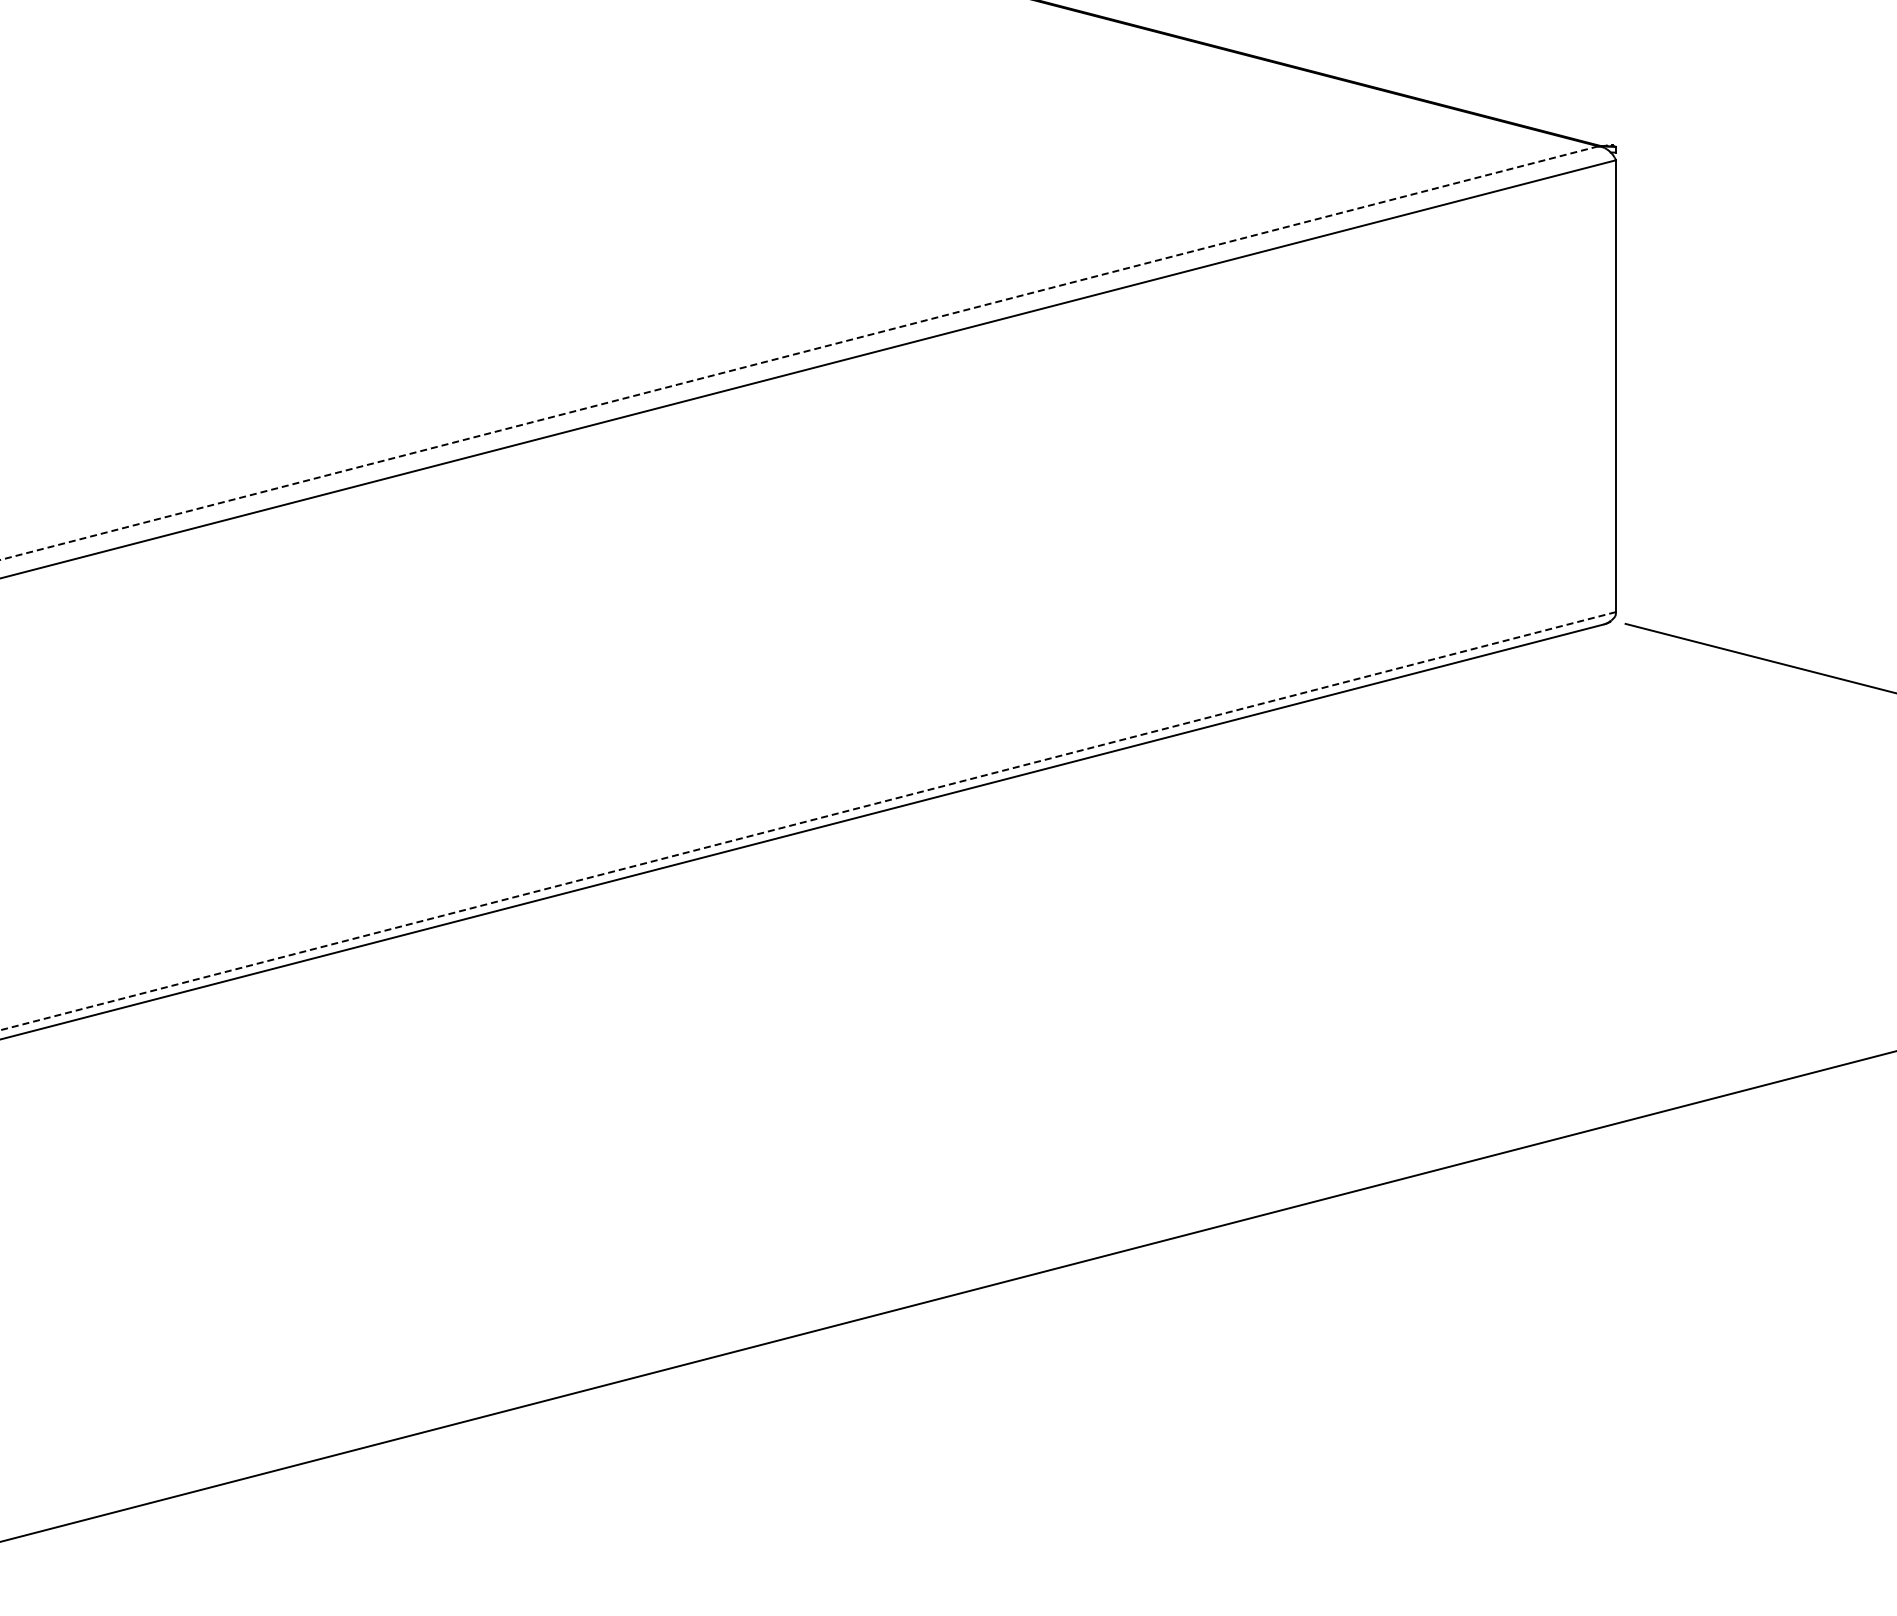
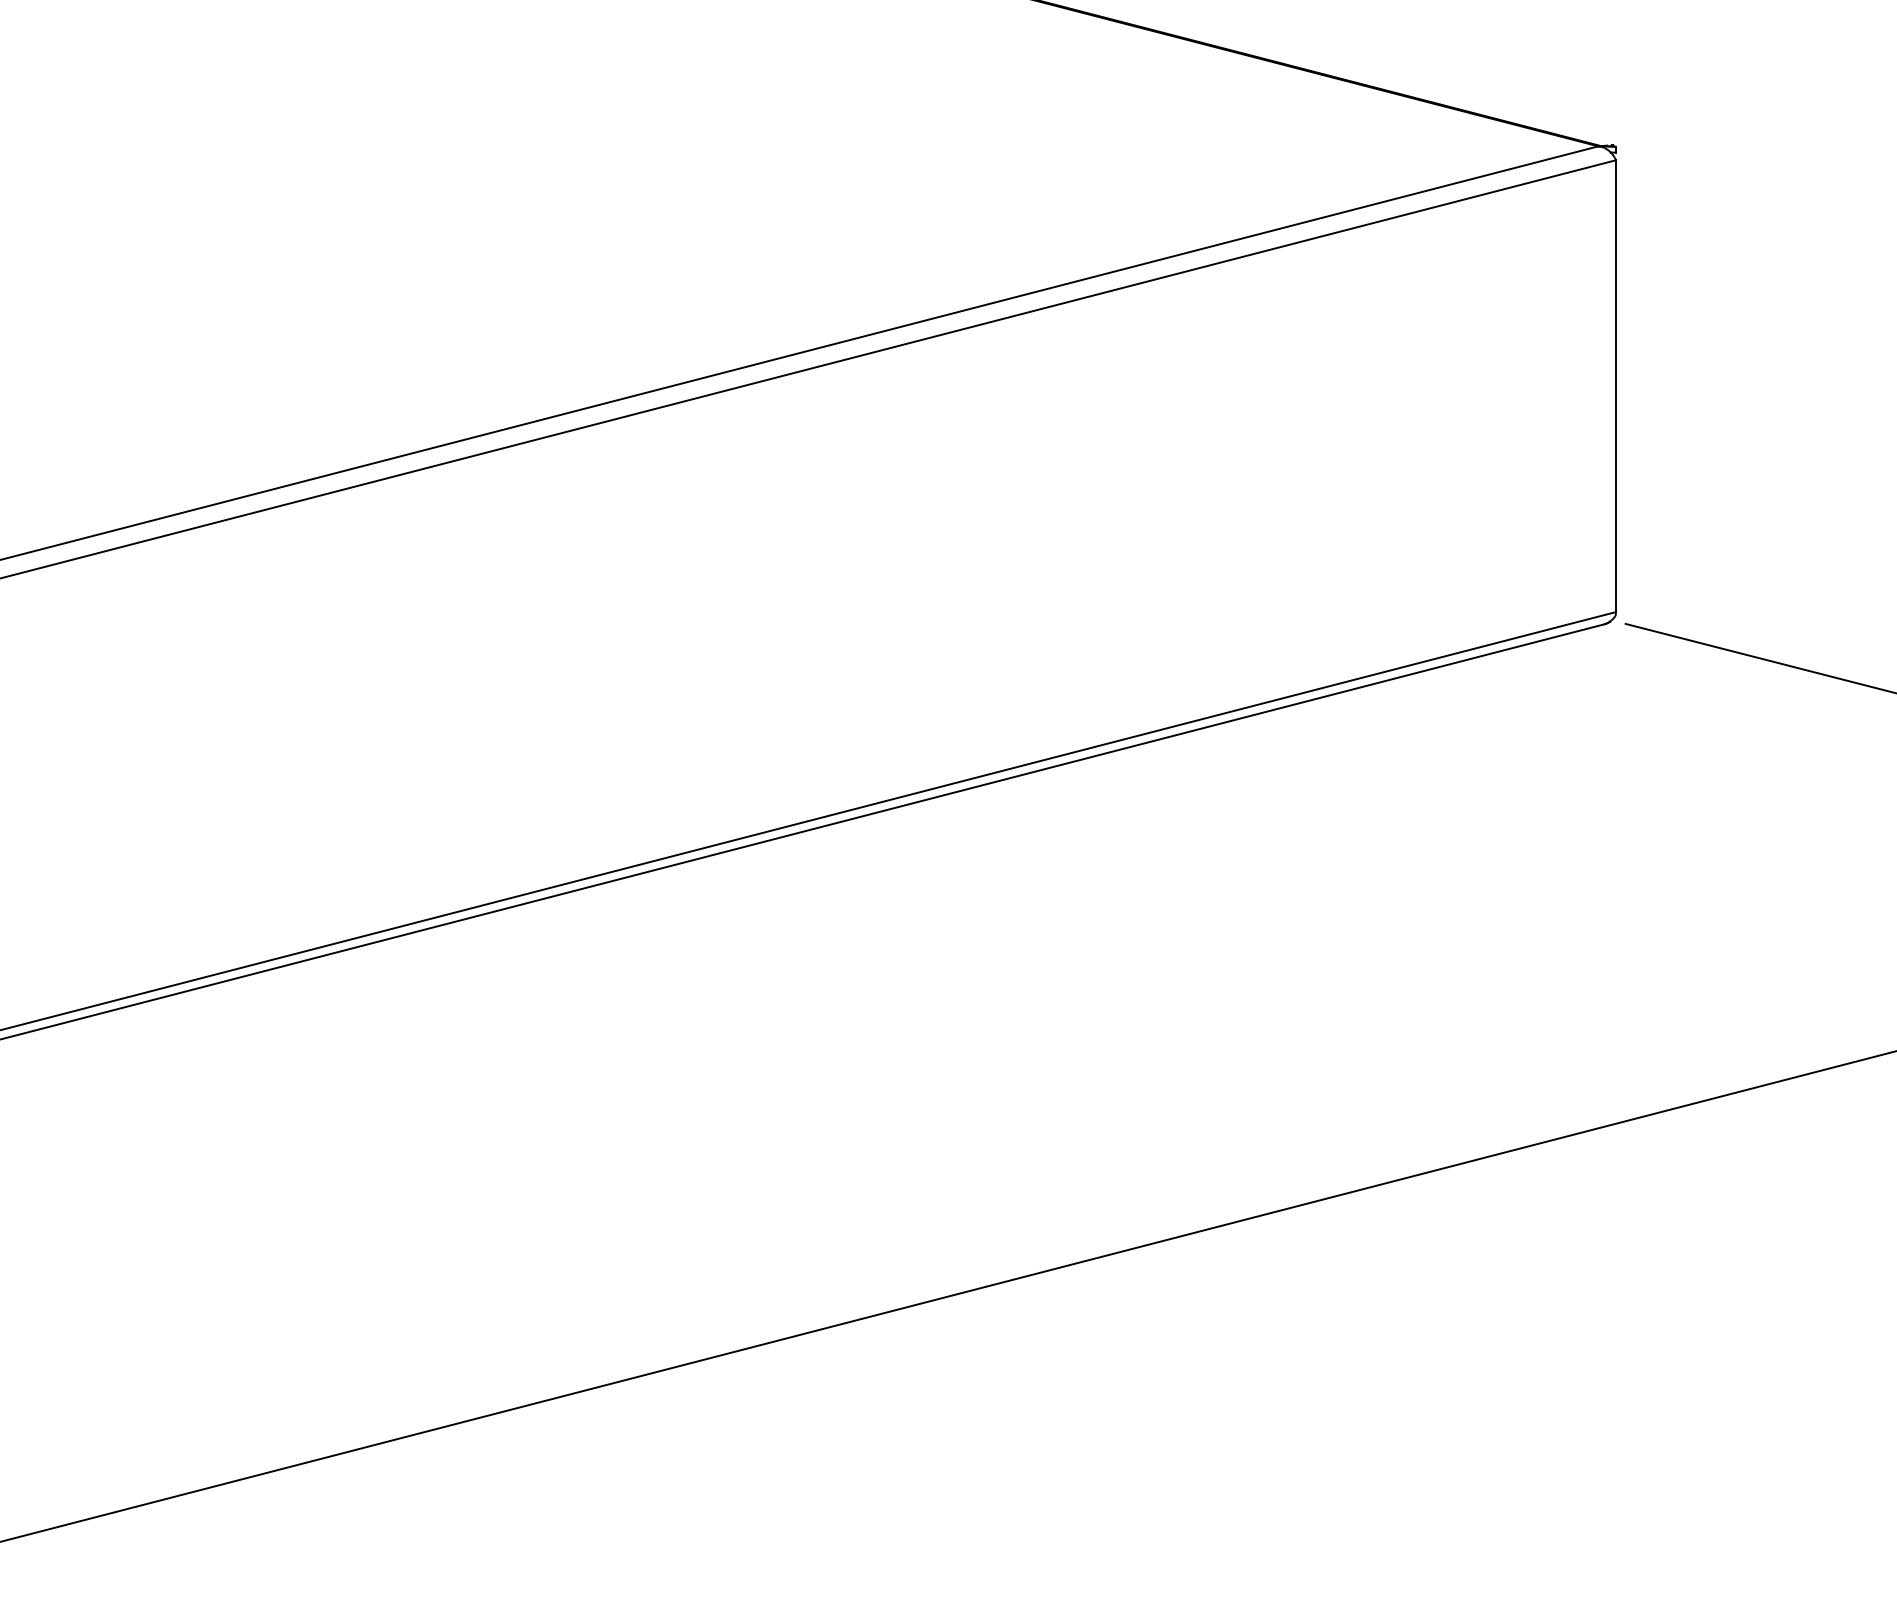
line: dashed -> solid (799, 353)
line: dashed -> solid (807, 821)
